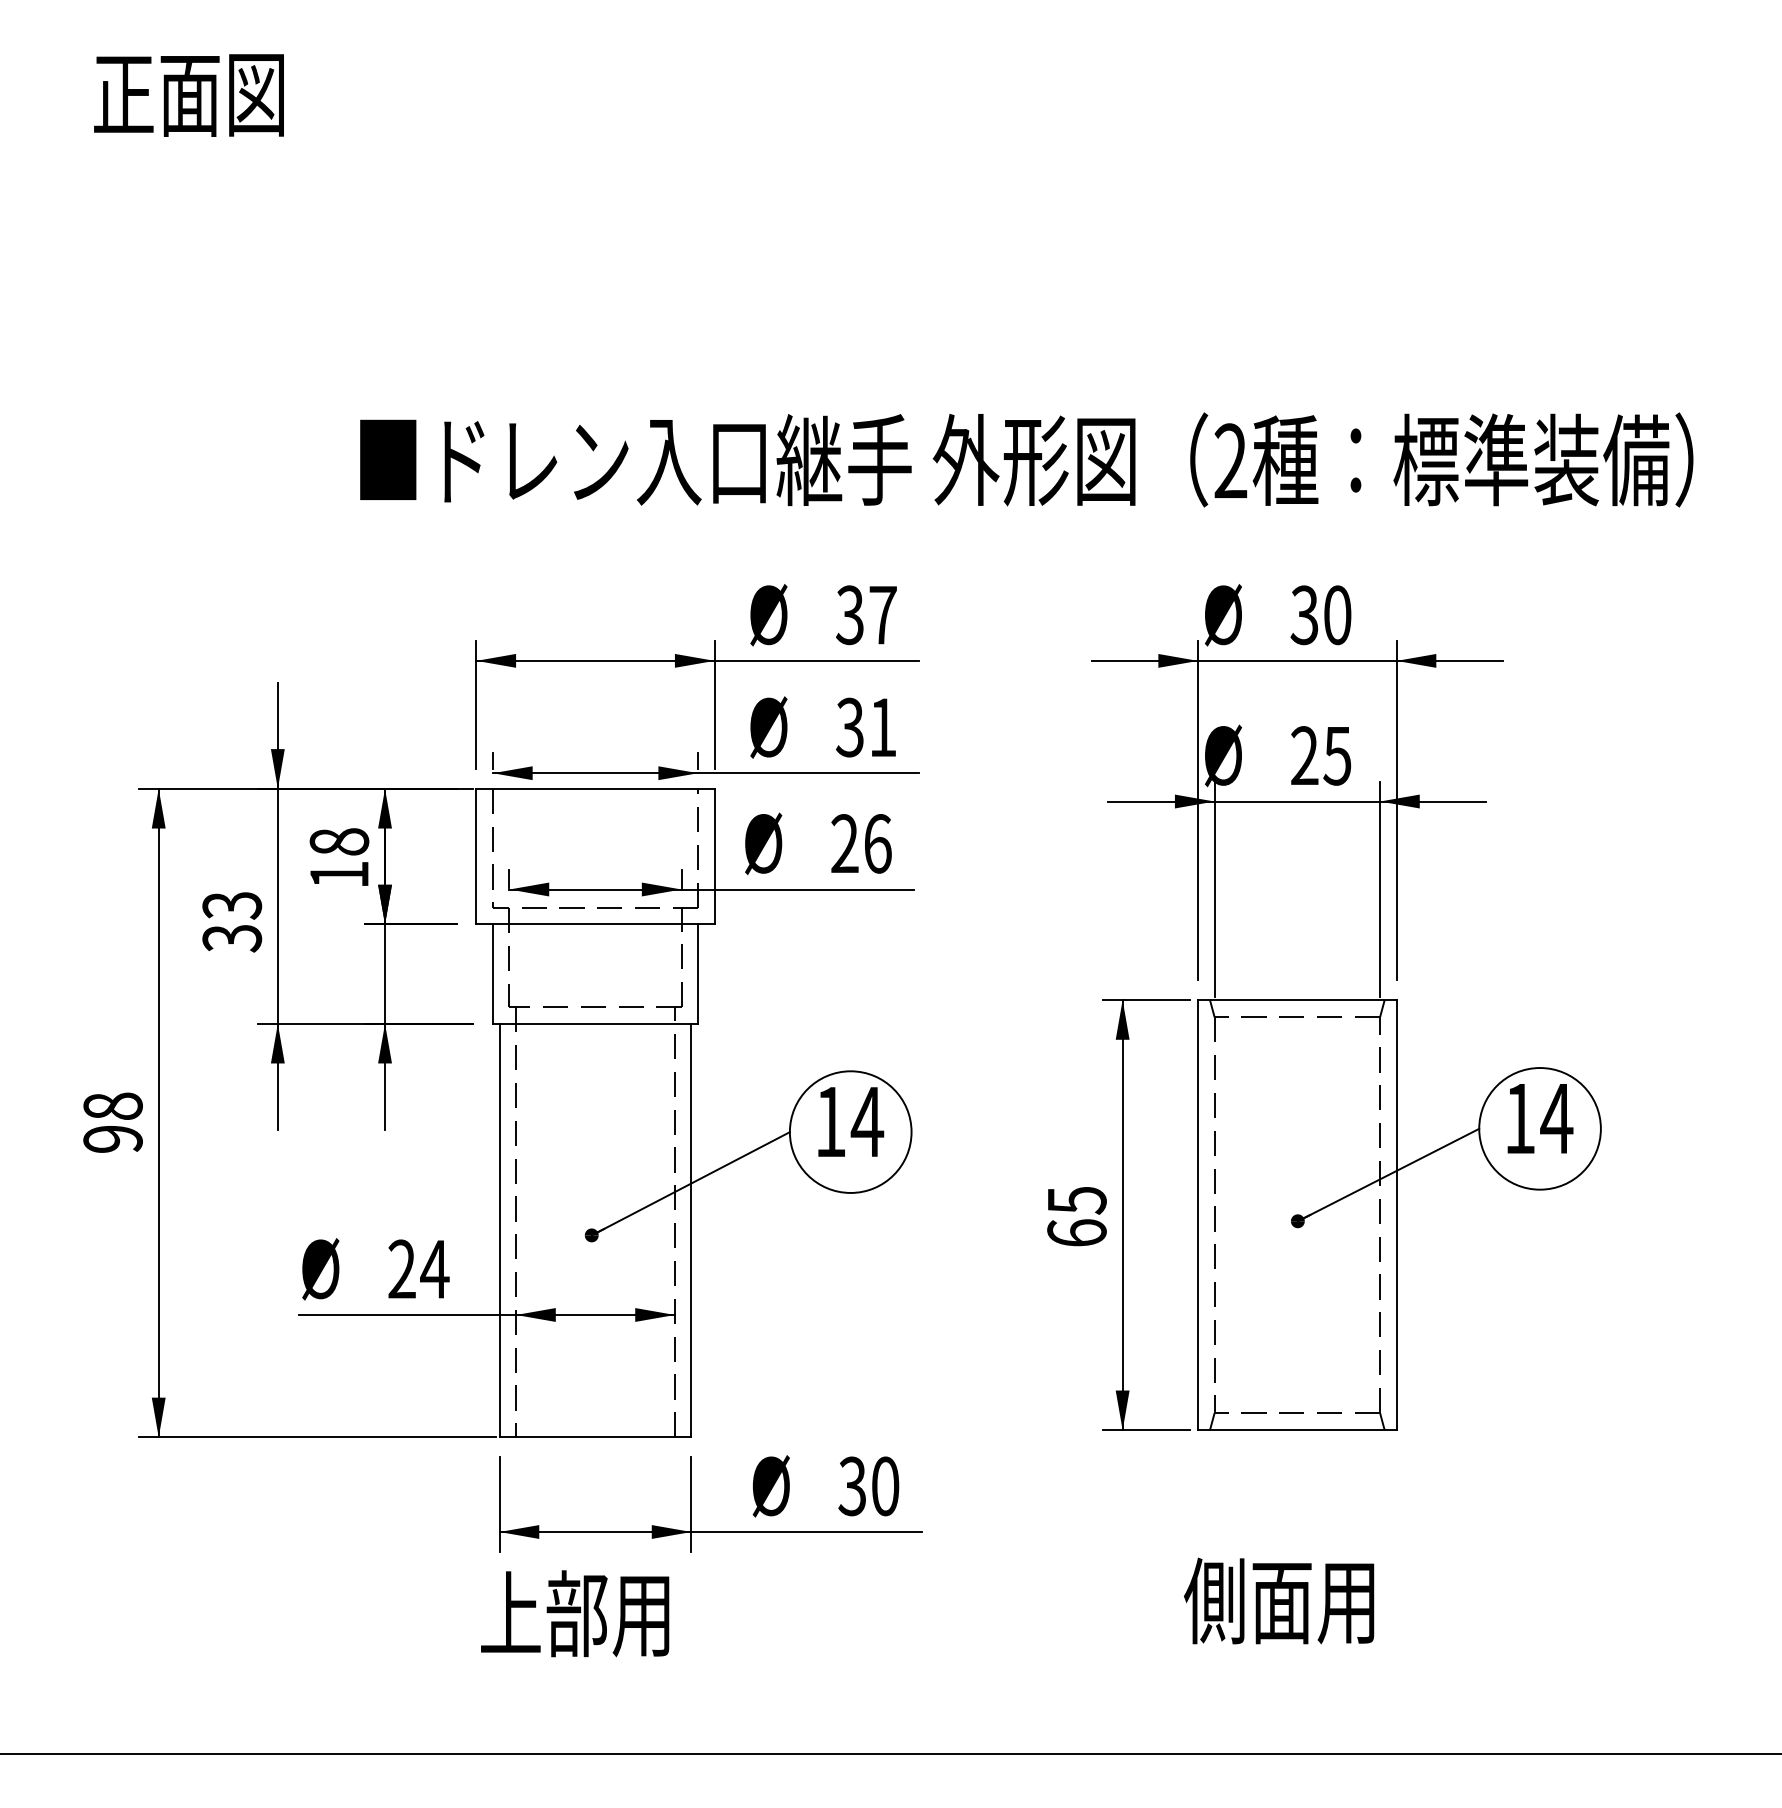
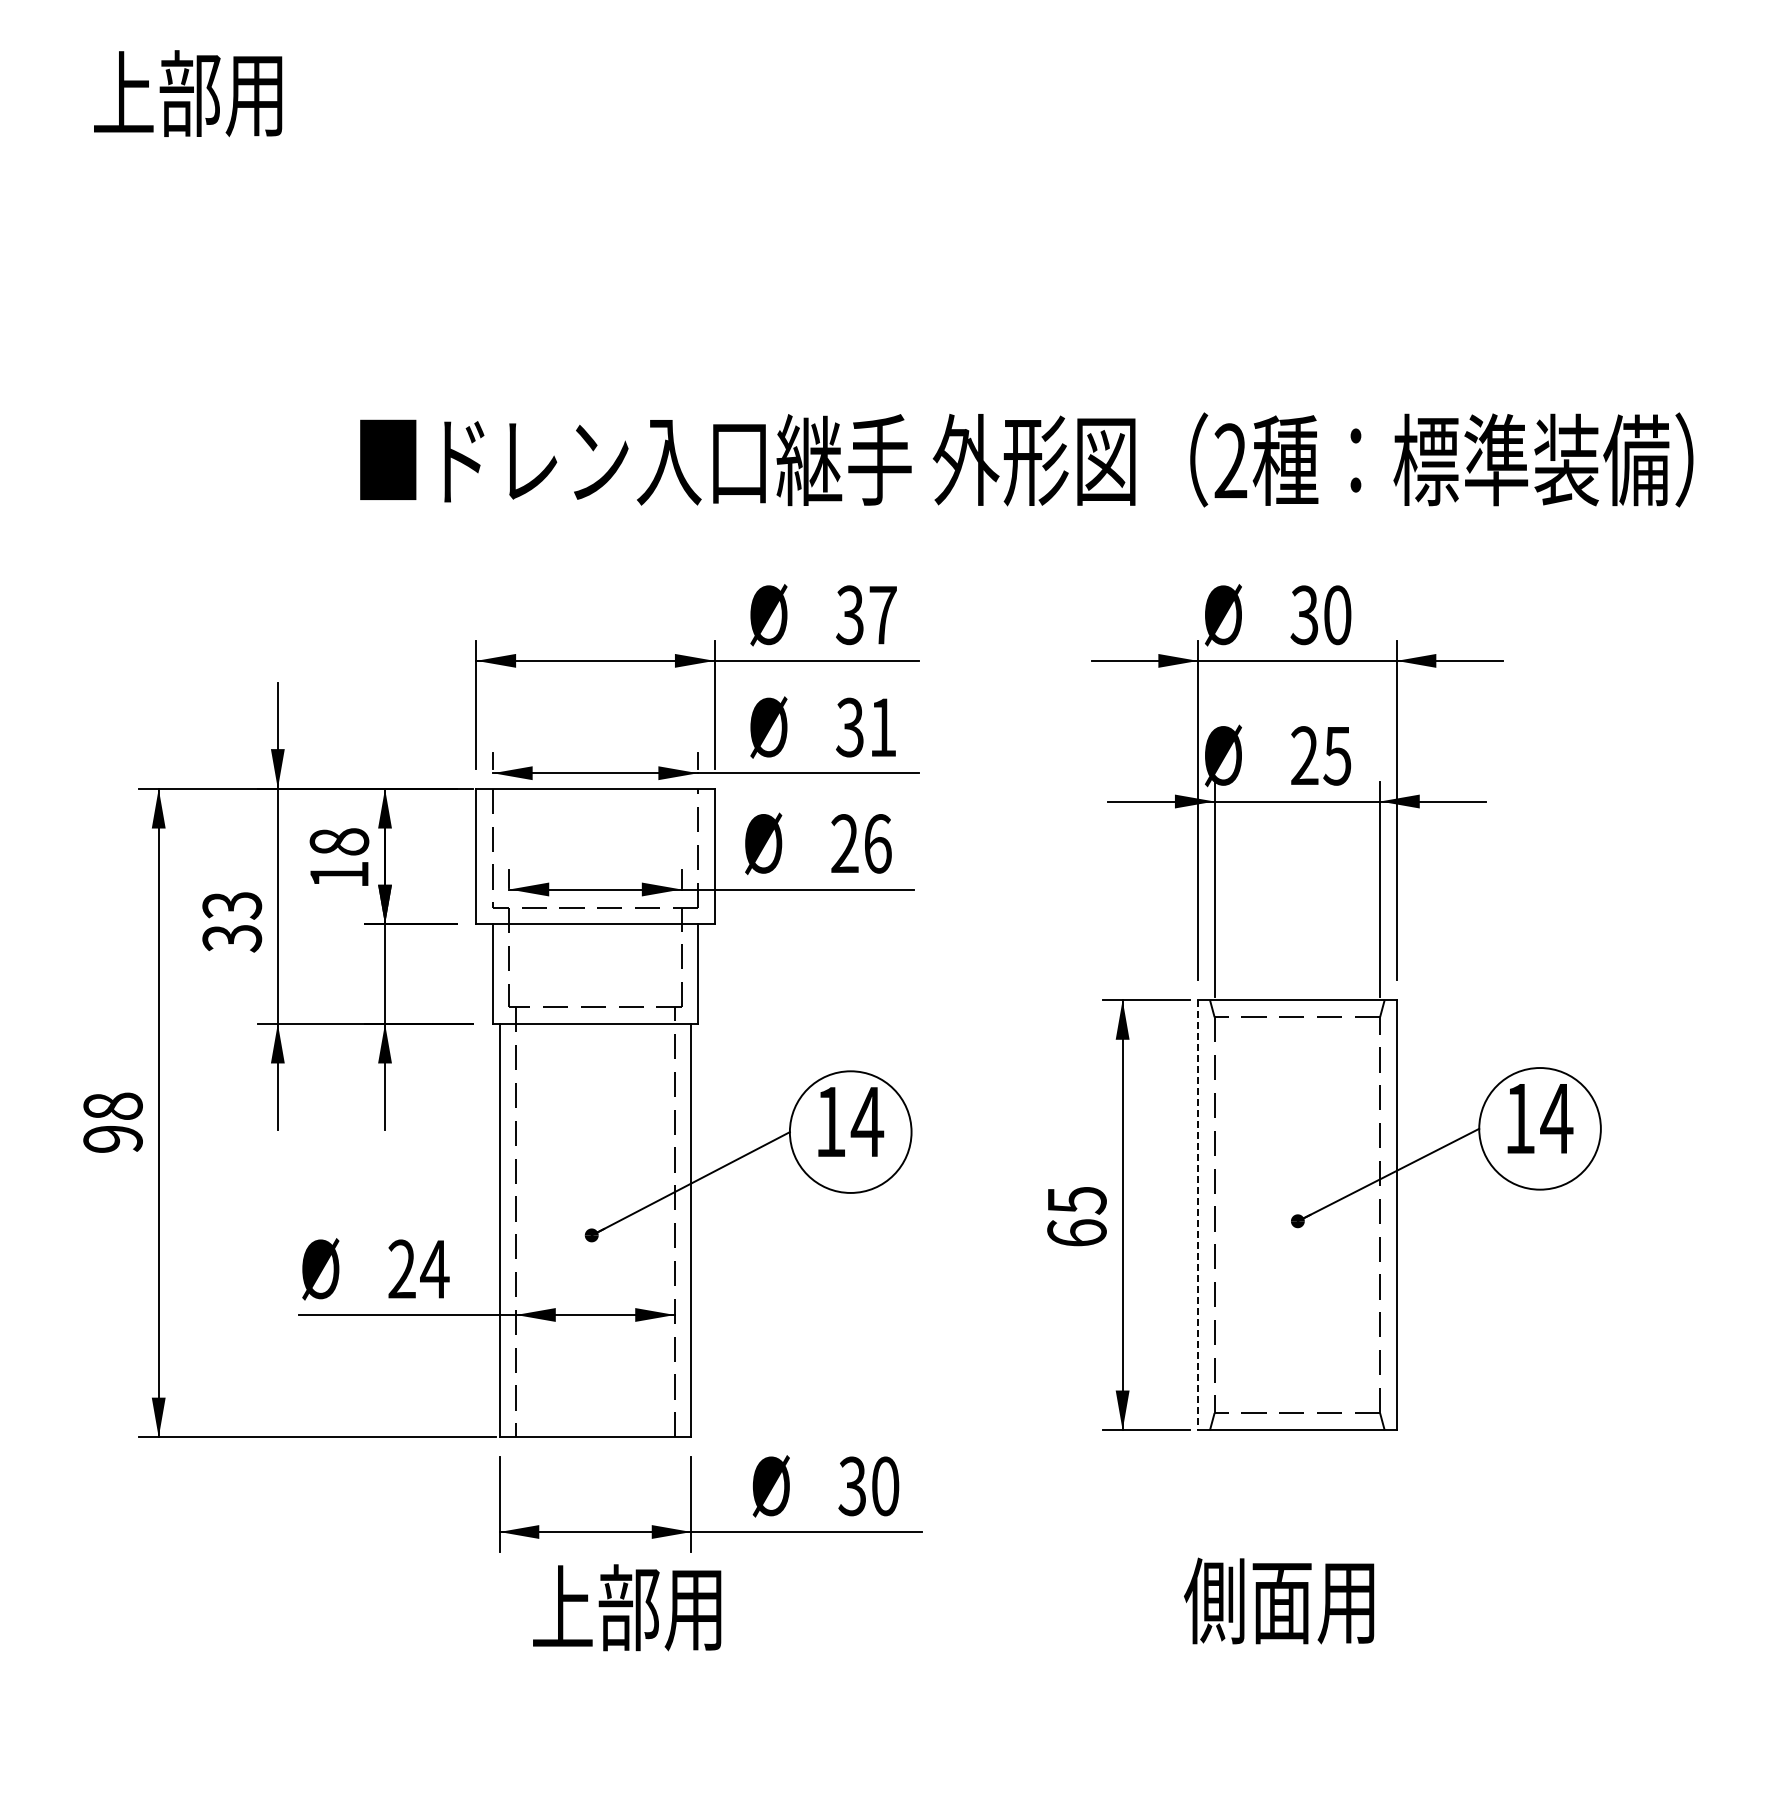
text: 正面図 -> 上部用 (188, 93)
line: solid -> dashed (1198, 1215)
text position: (575, 1613) -> (627, 1607) (627, 1607)
line: present -> none (890, 1753)
